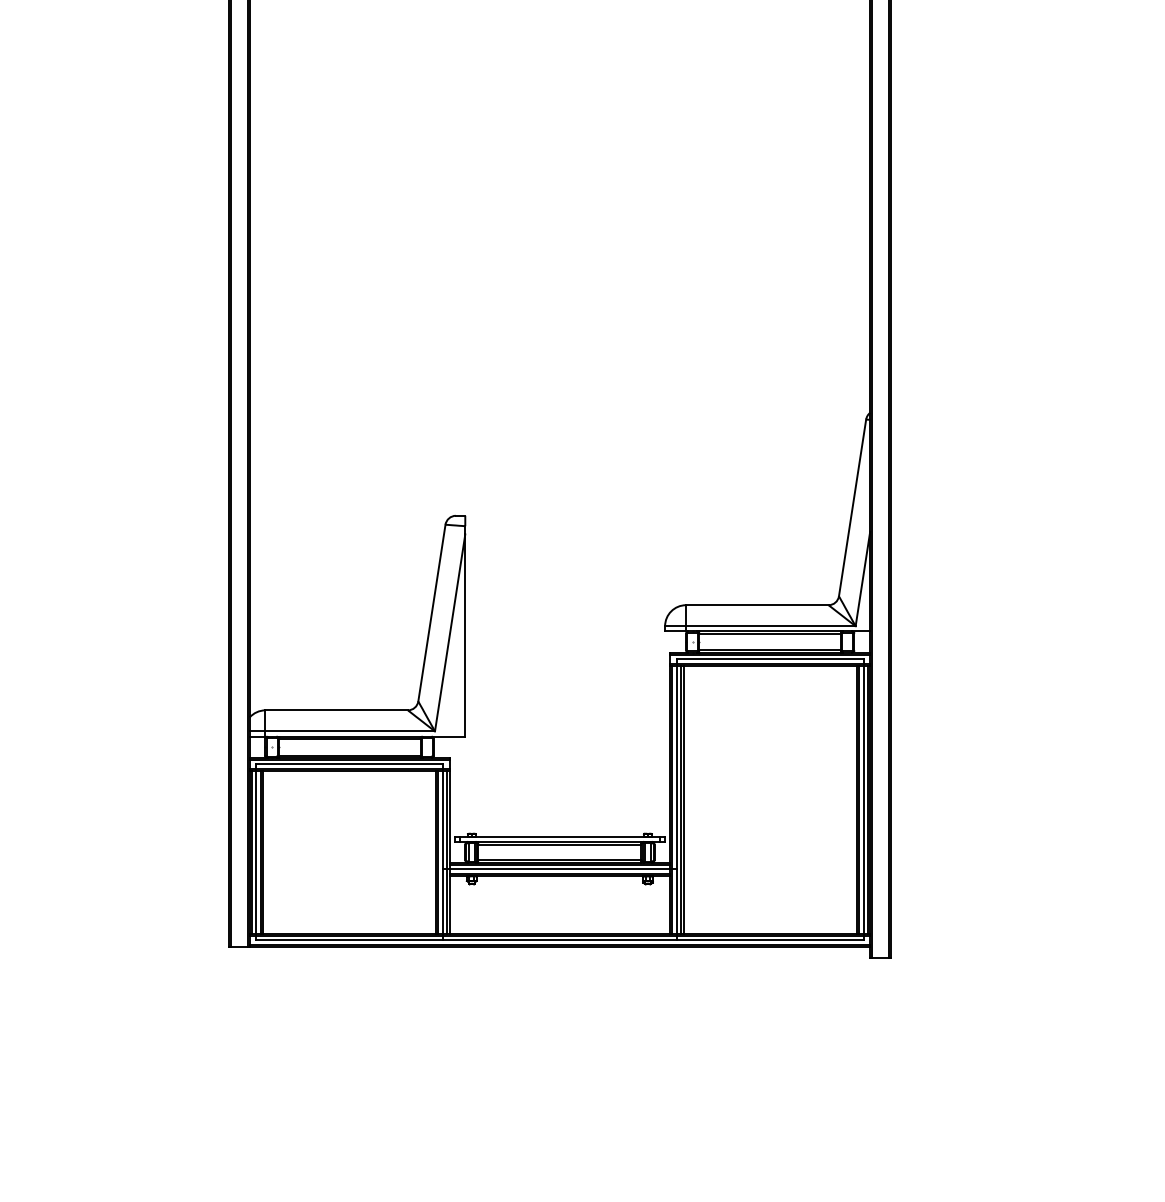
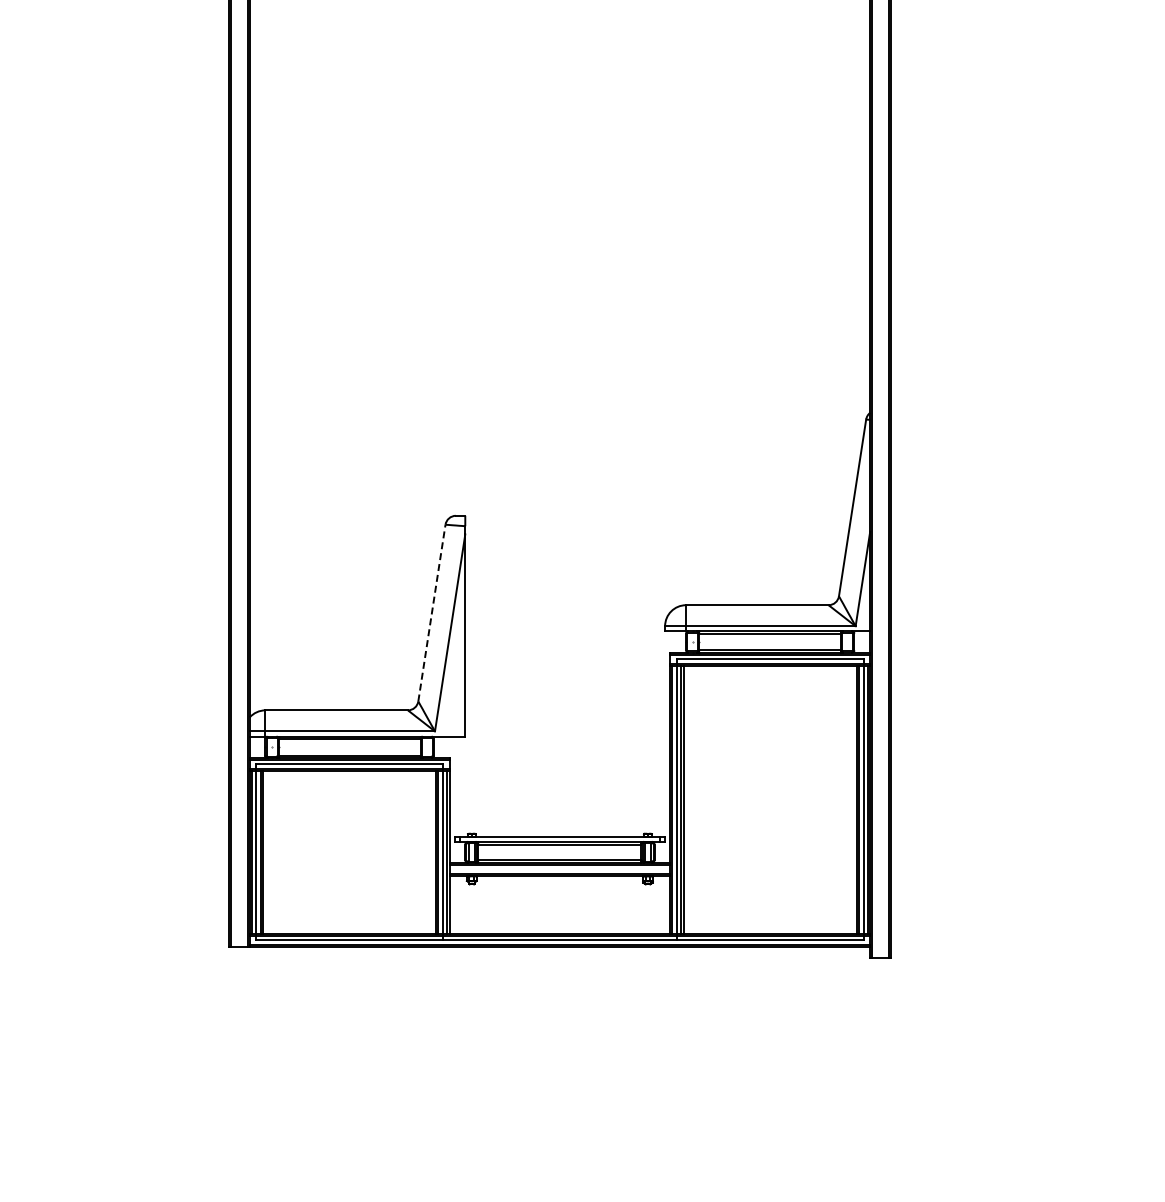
line: solid -> dashed (432, 612)
line: present -> none (559, 869)
